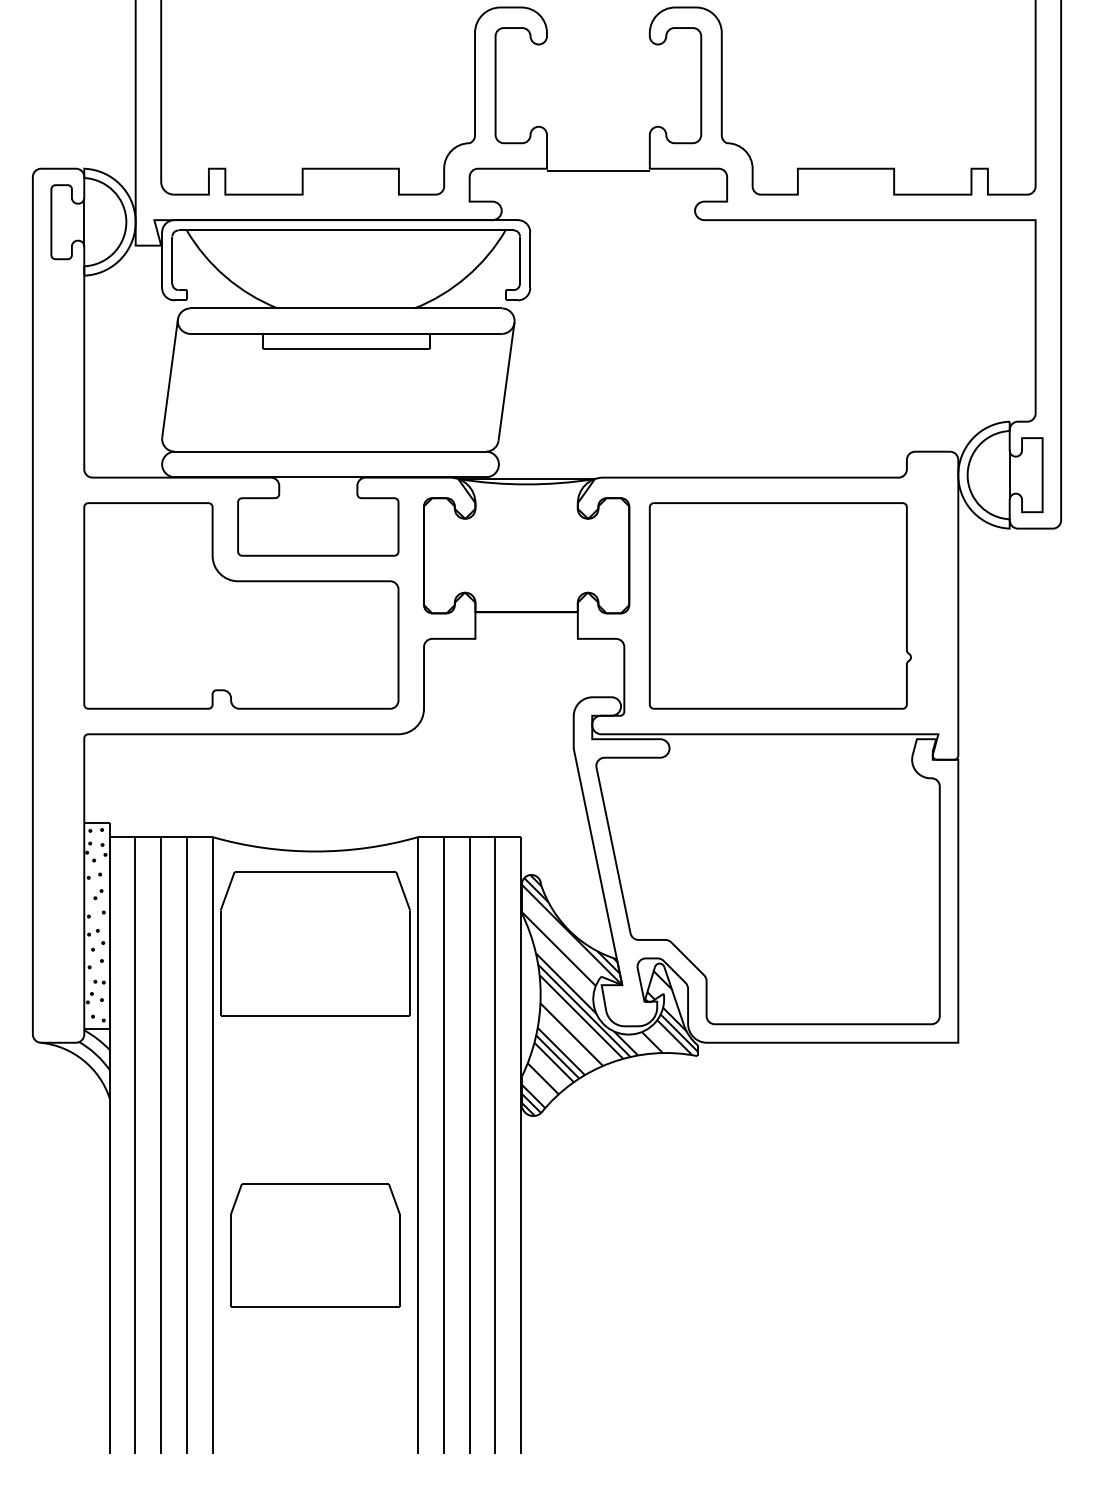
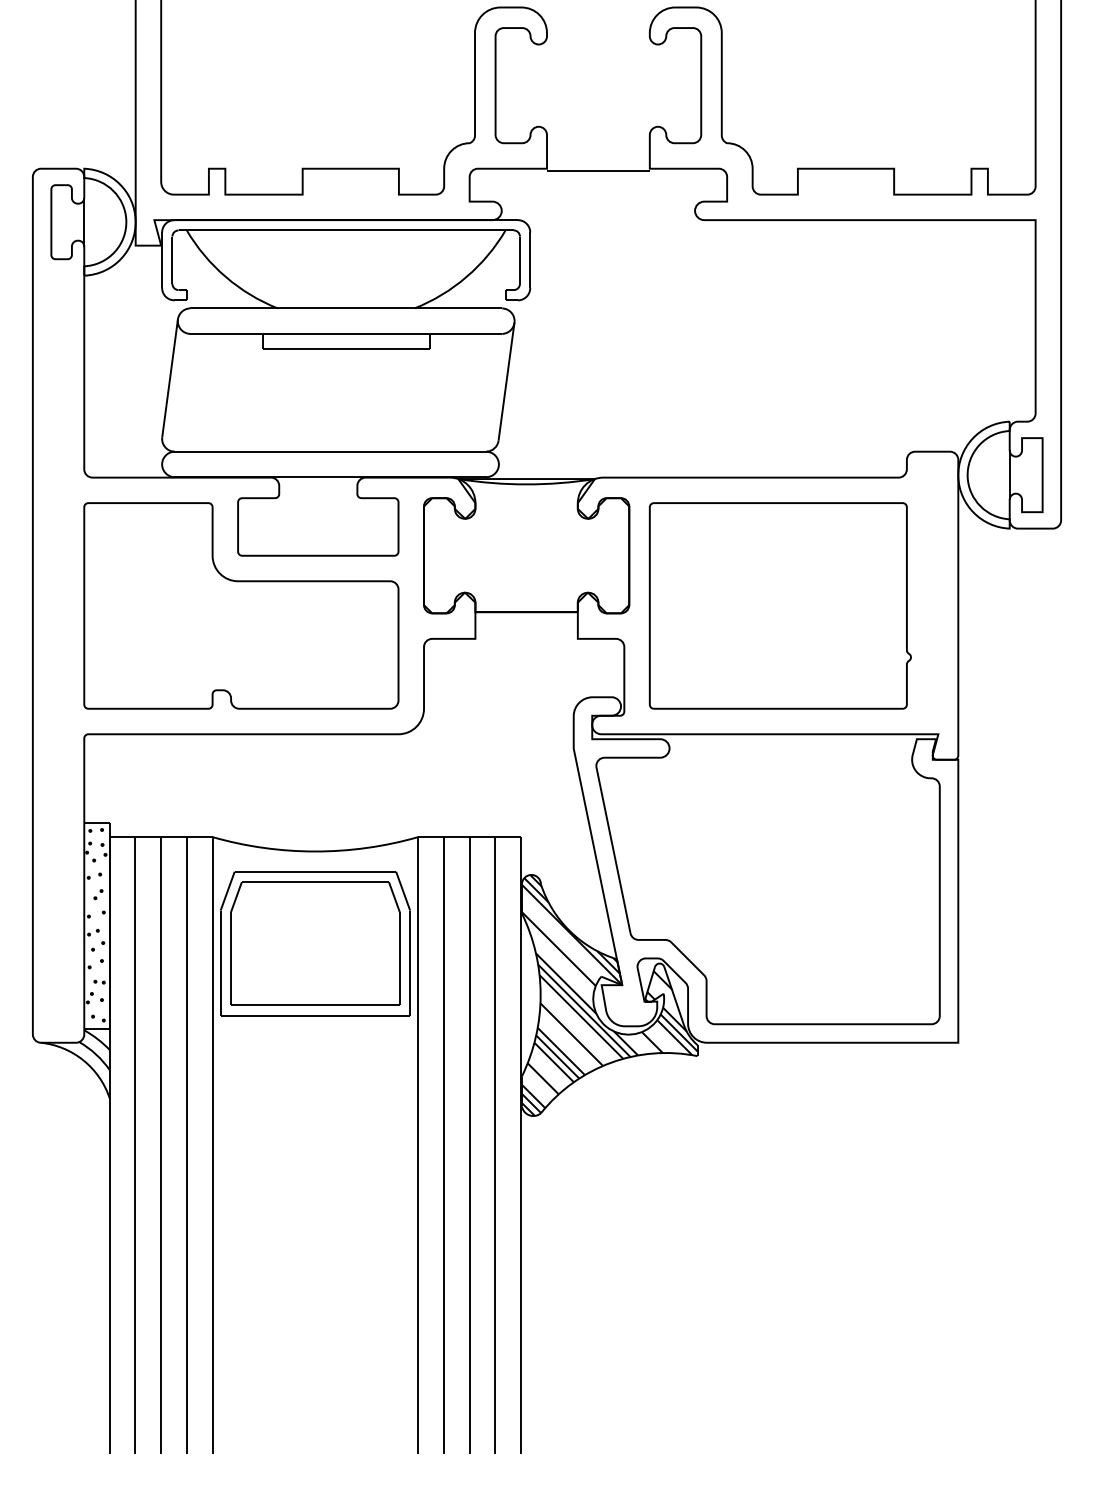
part position: (315, 1245) -> (315, 943) (315, 943)
